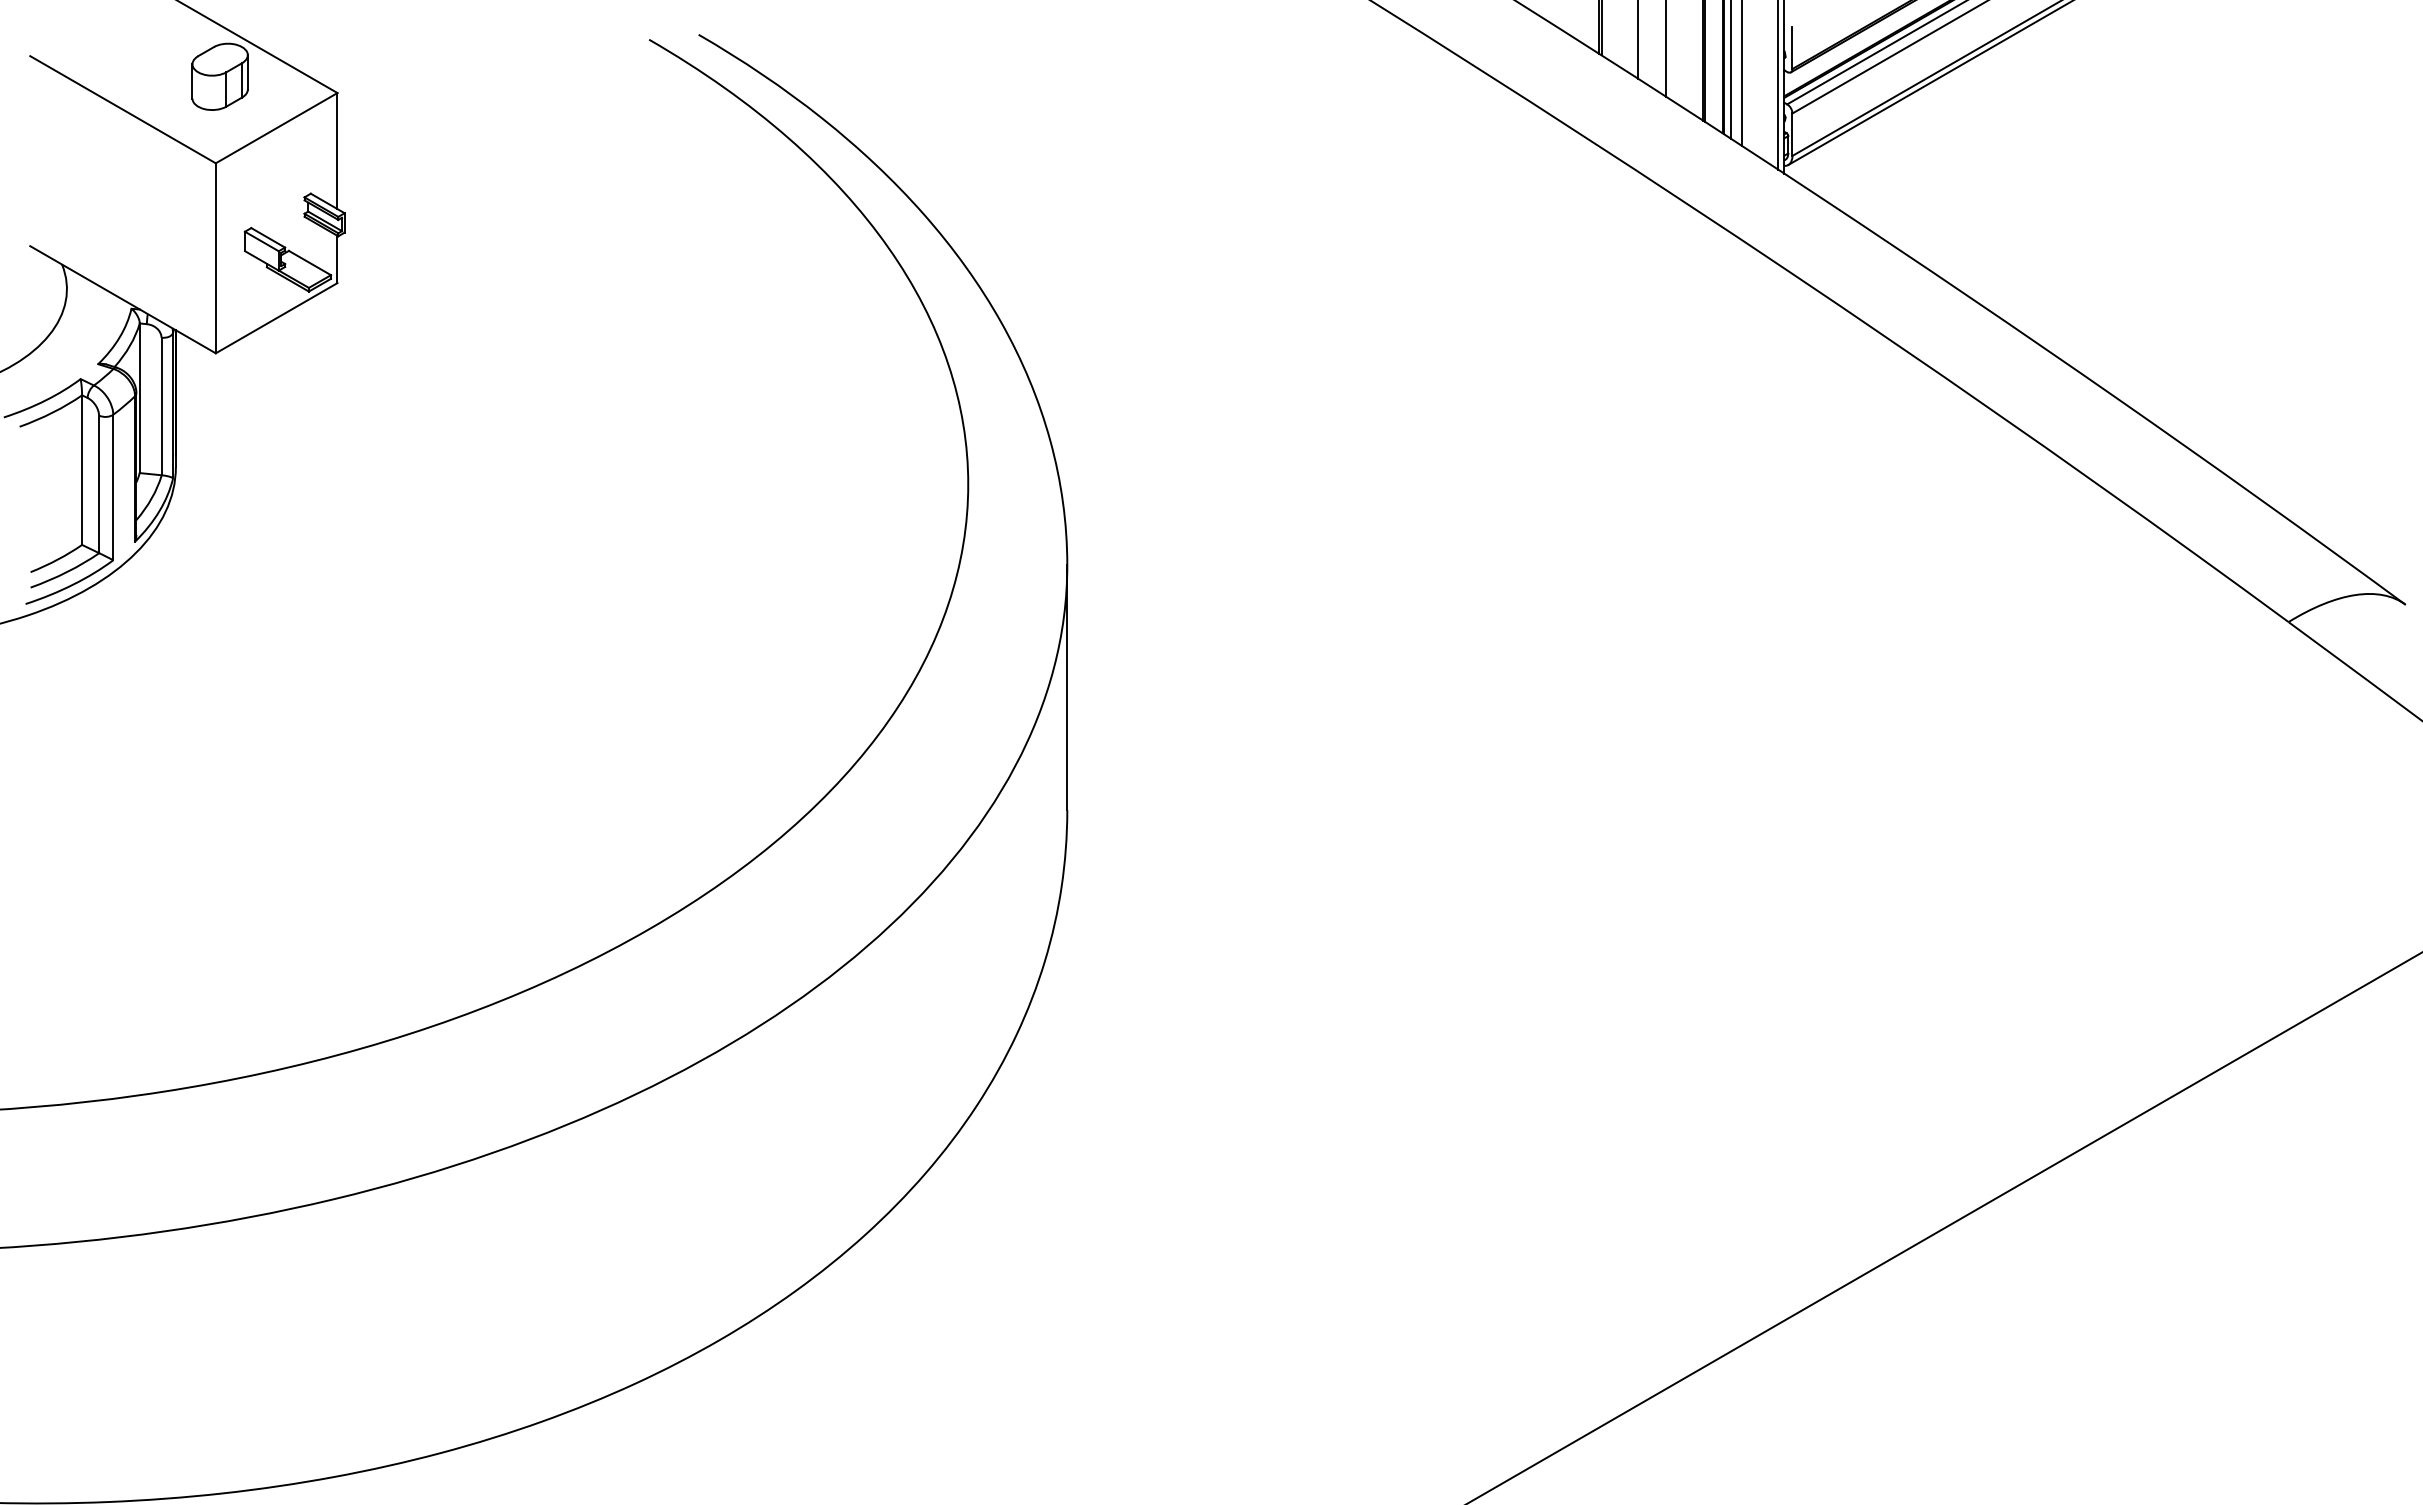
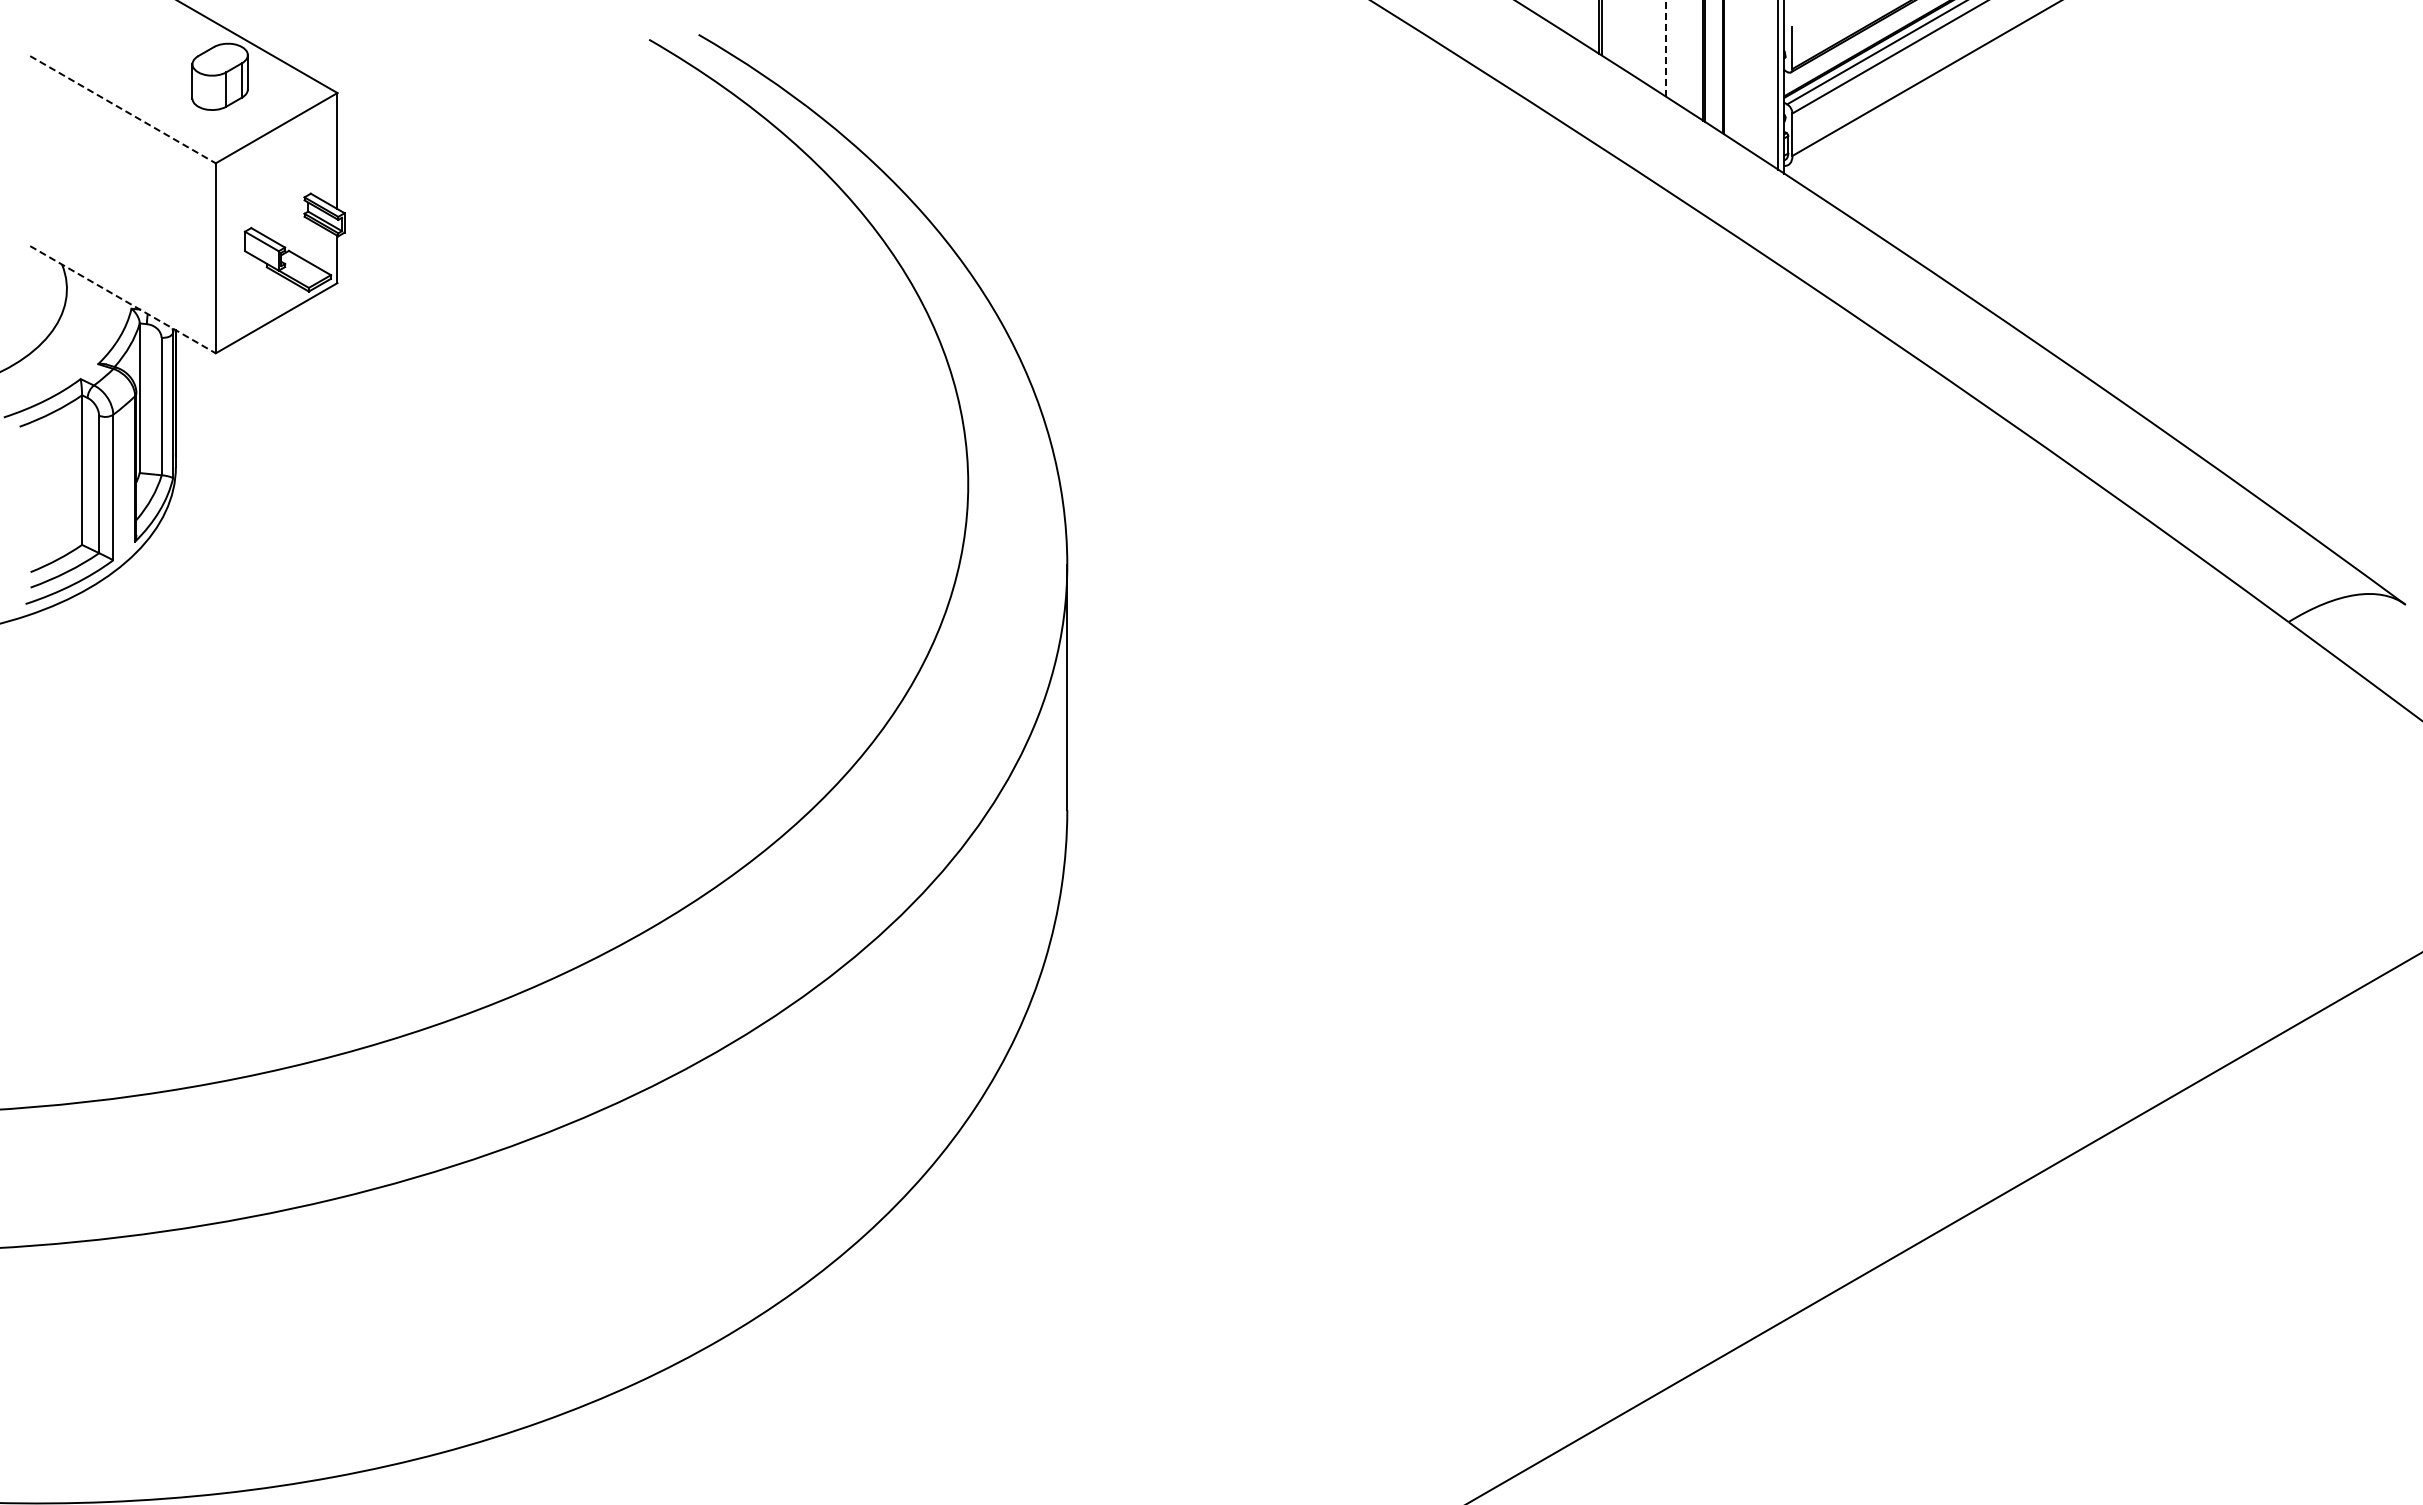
line: present -> none (1638, 40)
line: solid -> dashed (1666, 48)
line: present -> none (1731, 70)
line: present -> none (1741, 73)
line: present -> none (1928, 83)
line: solid -> dashed (123, 109)
line: solid -> dashed (123, 300)
